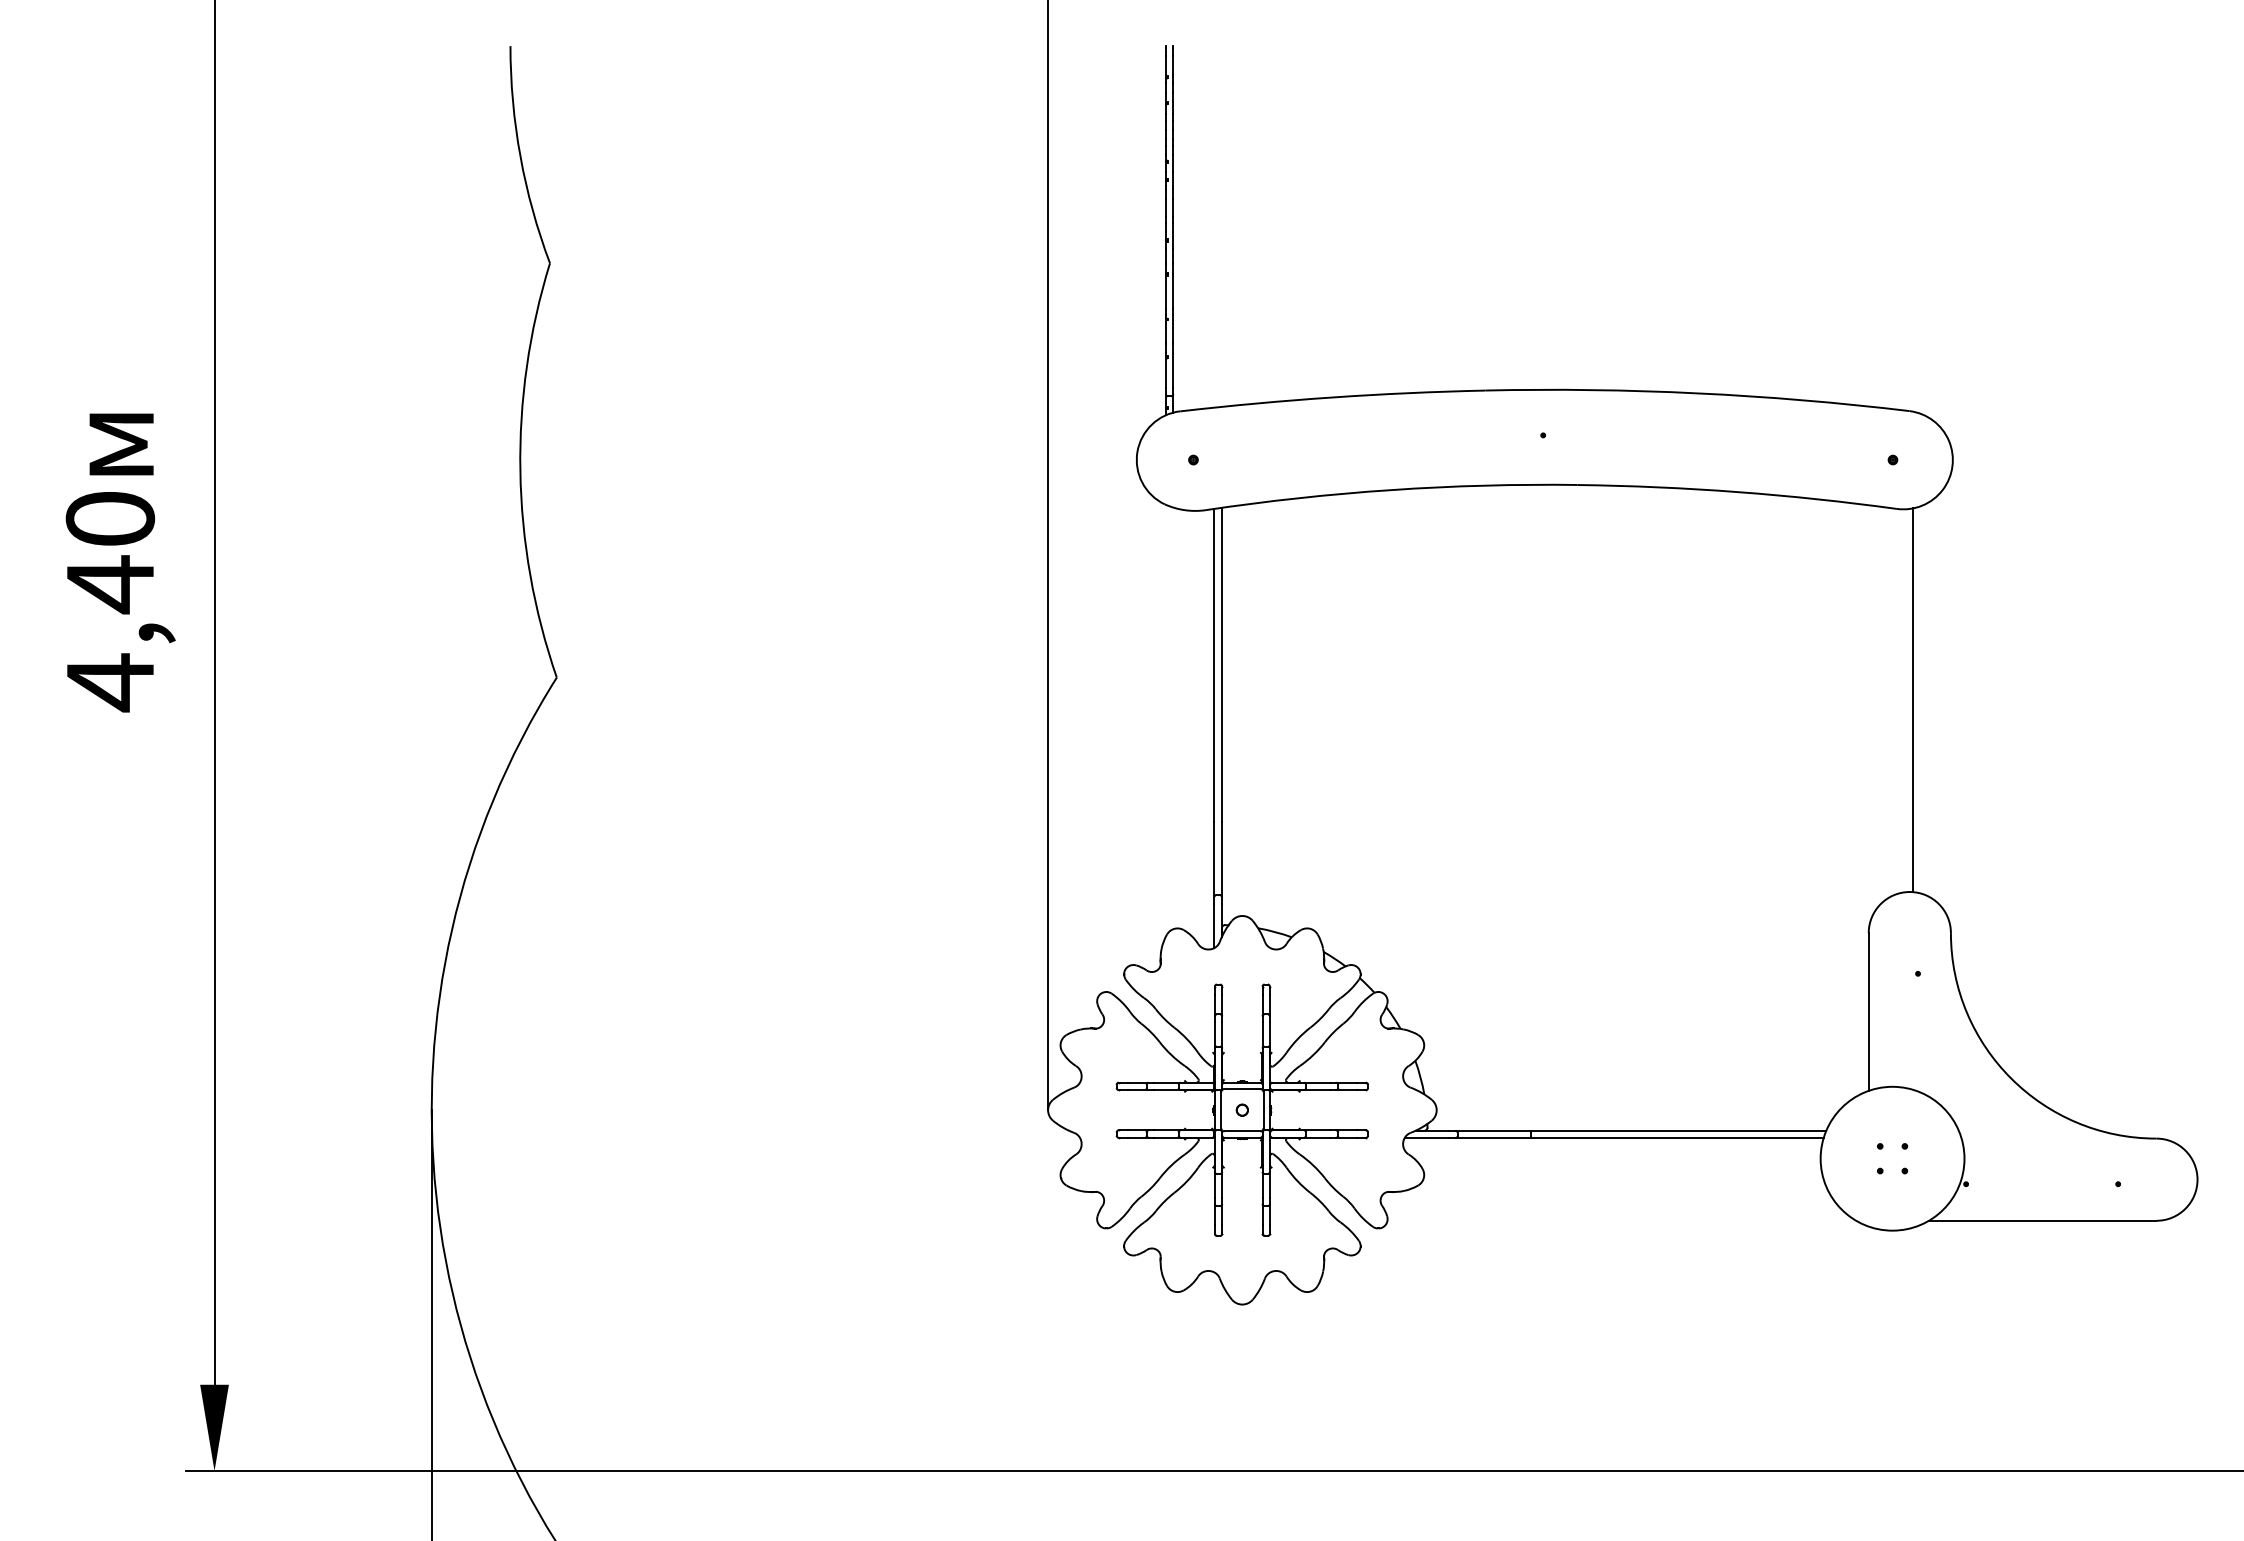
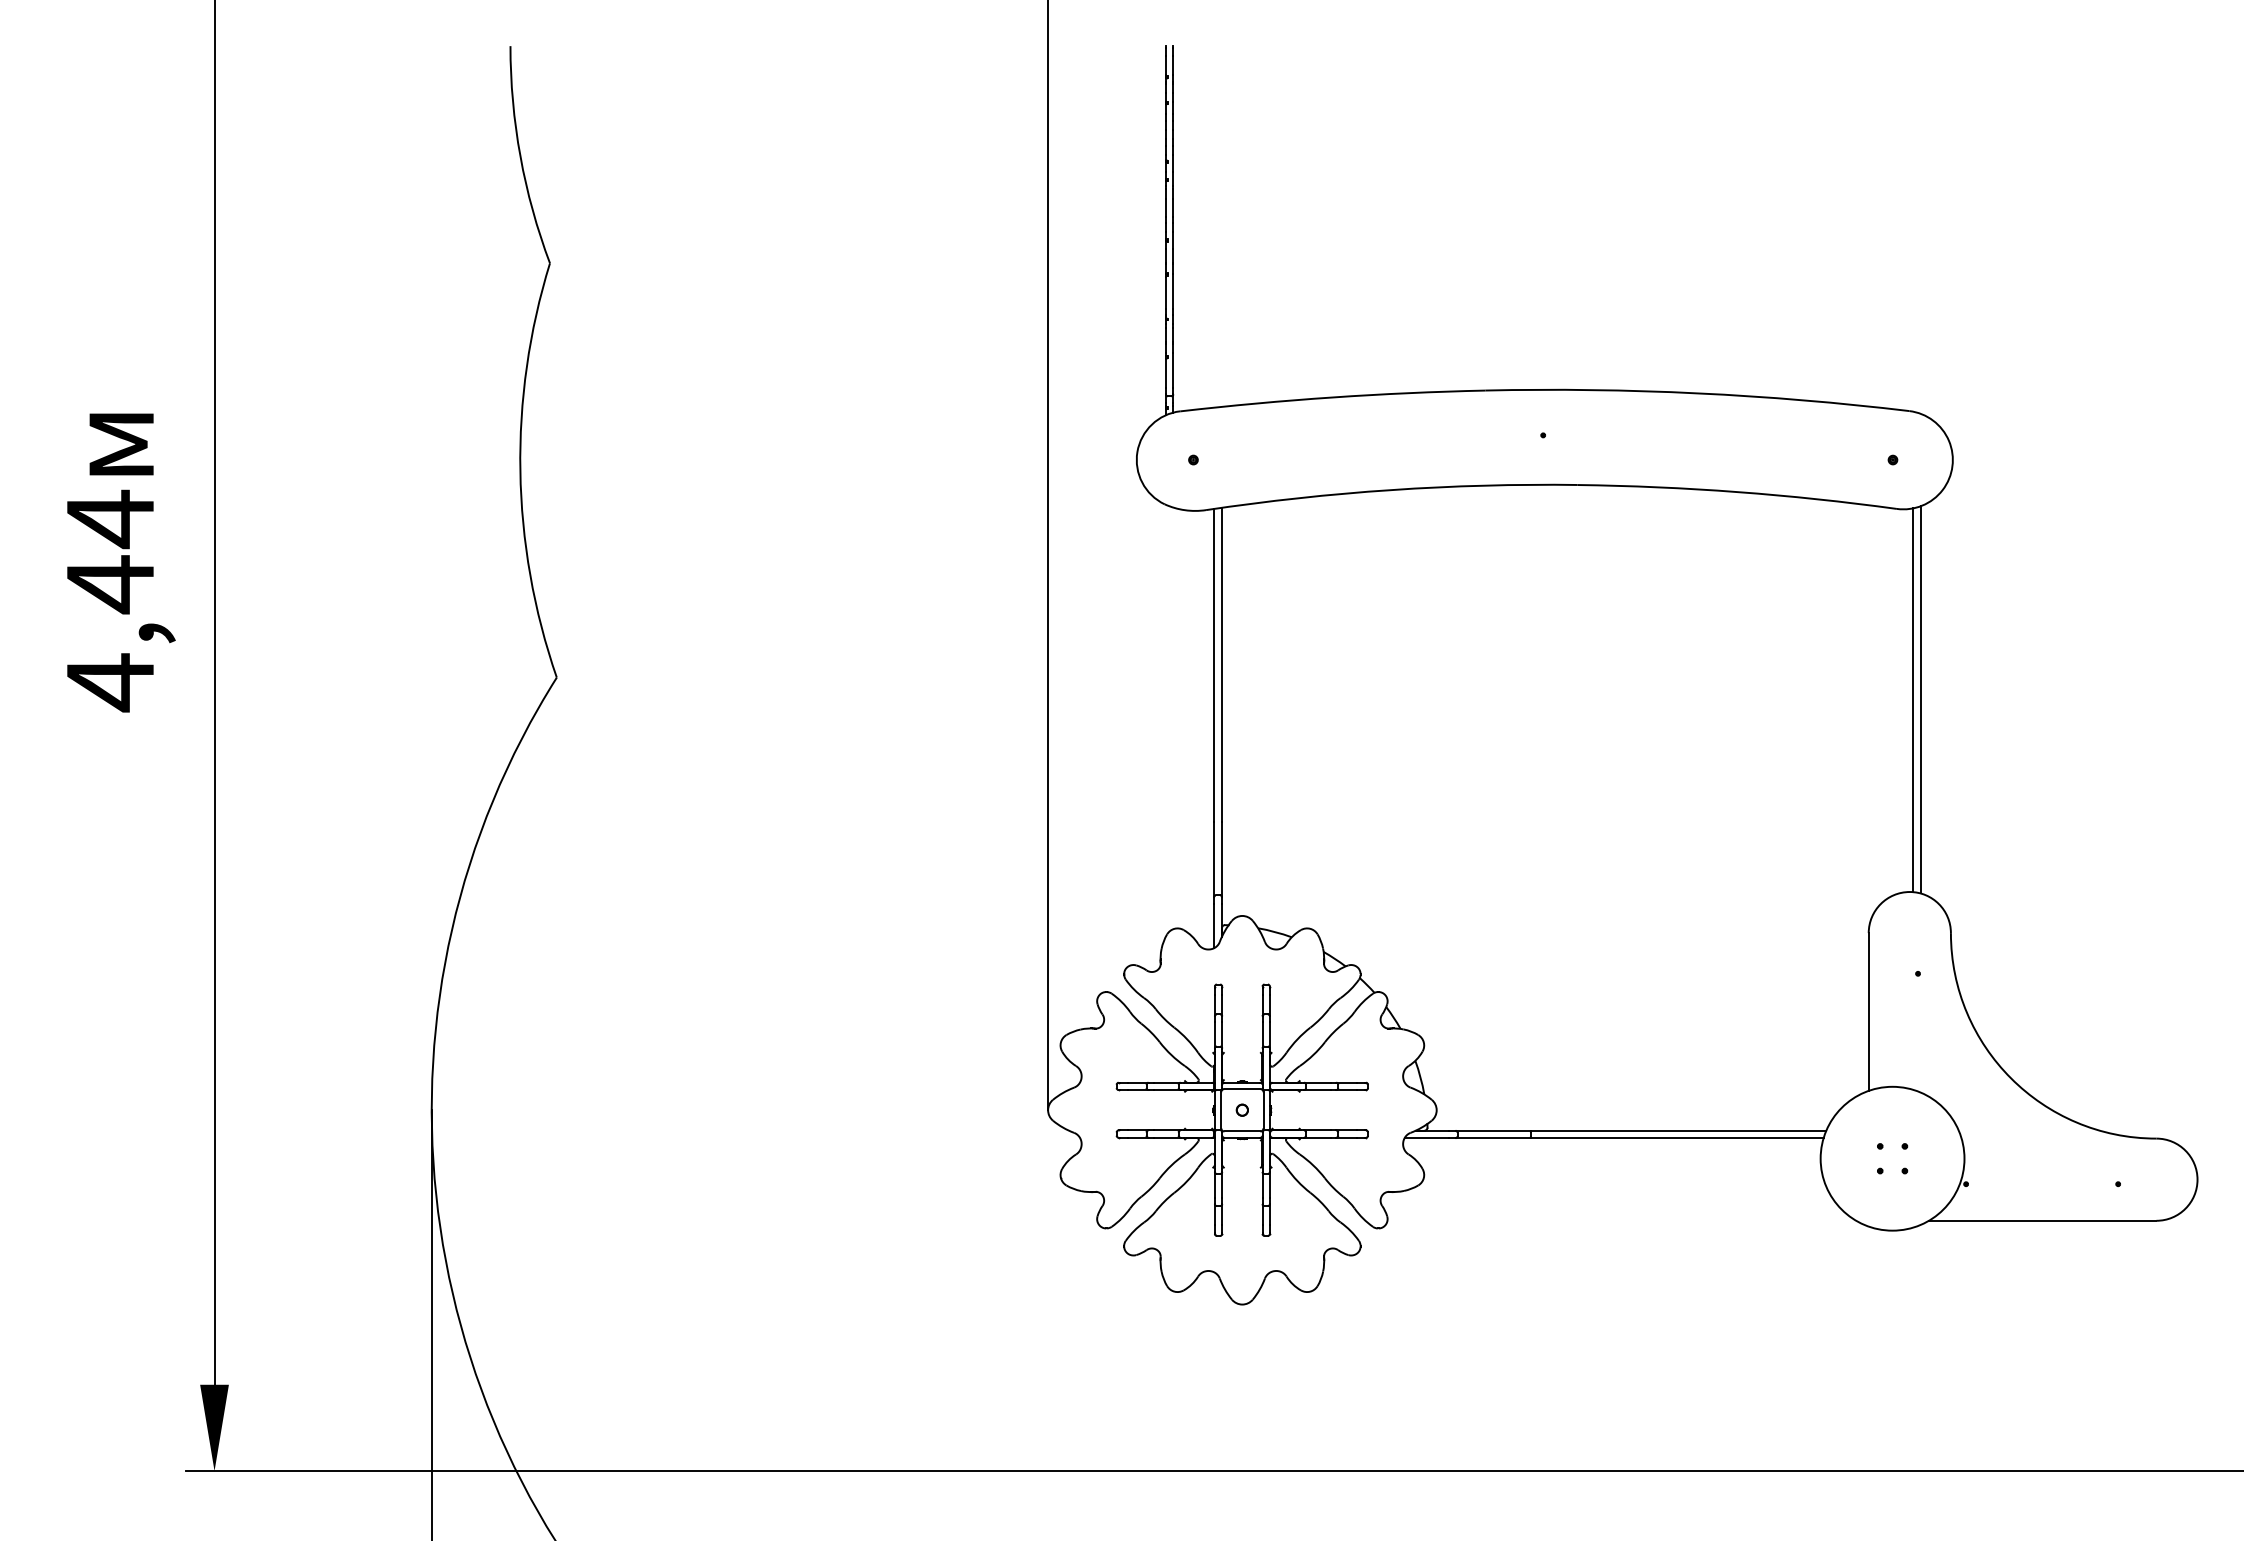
text: 4,40 -> 4,44 (110, 519)
line: none -> present (1920, 699)
